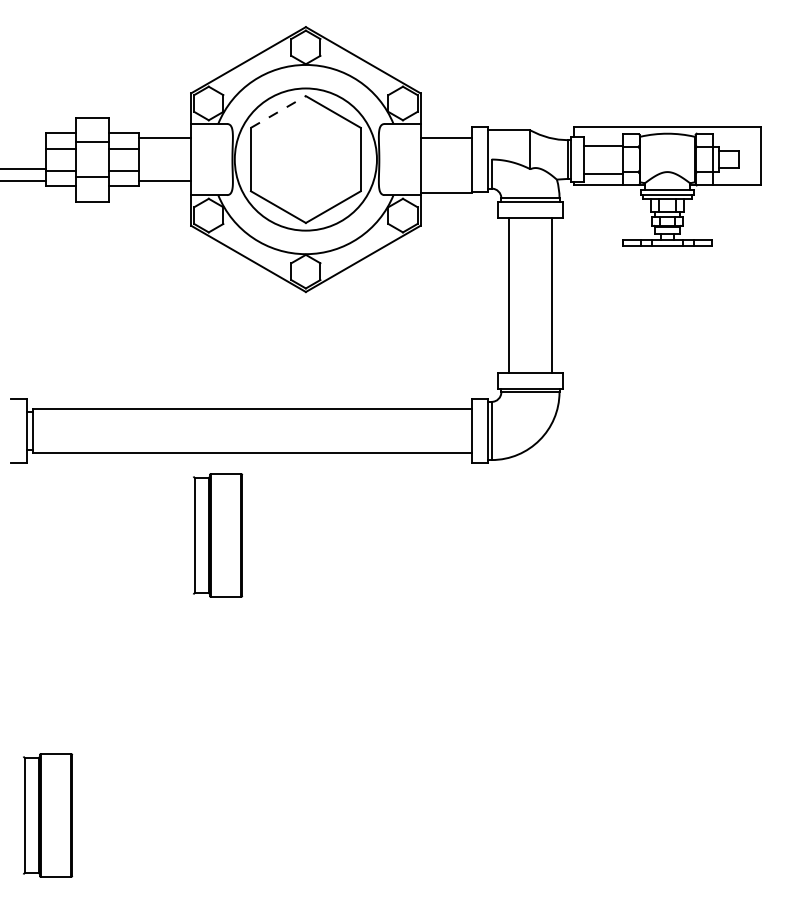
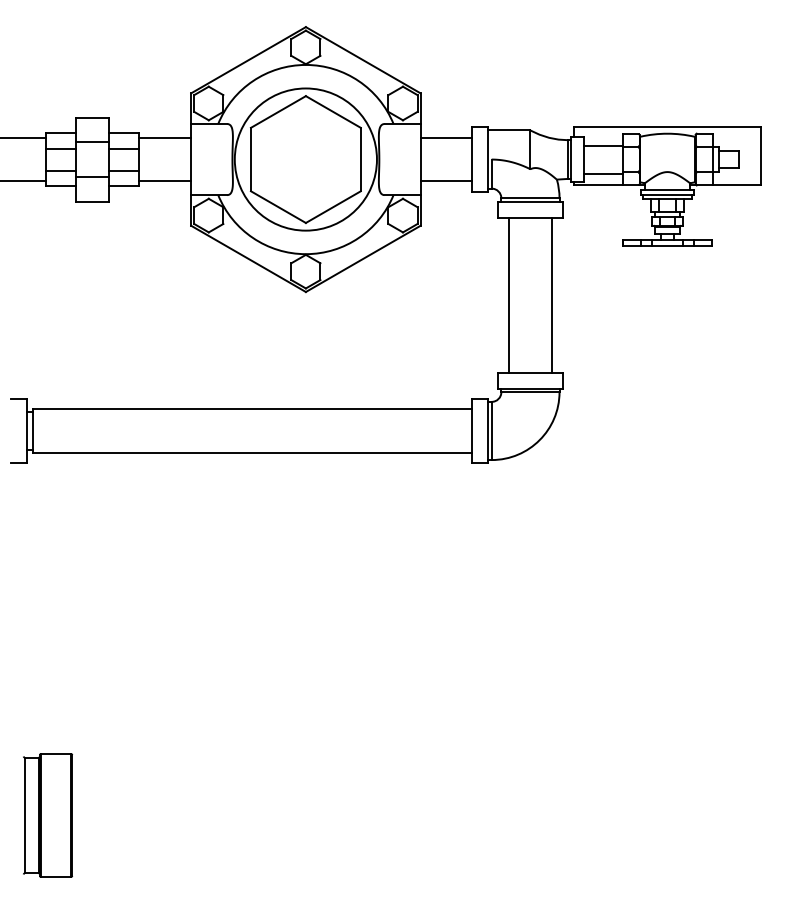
line: dashed -> solid (278, 112)
line position: (23, 168) -> (23, 137) (23, 137)
line position: (446, 193) -> (446, 181) (446, 181)
part: present -> none (217, 535)
